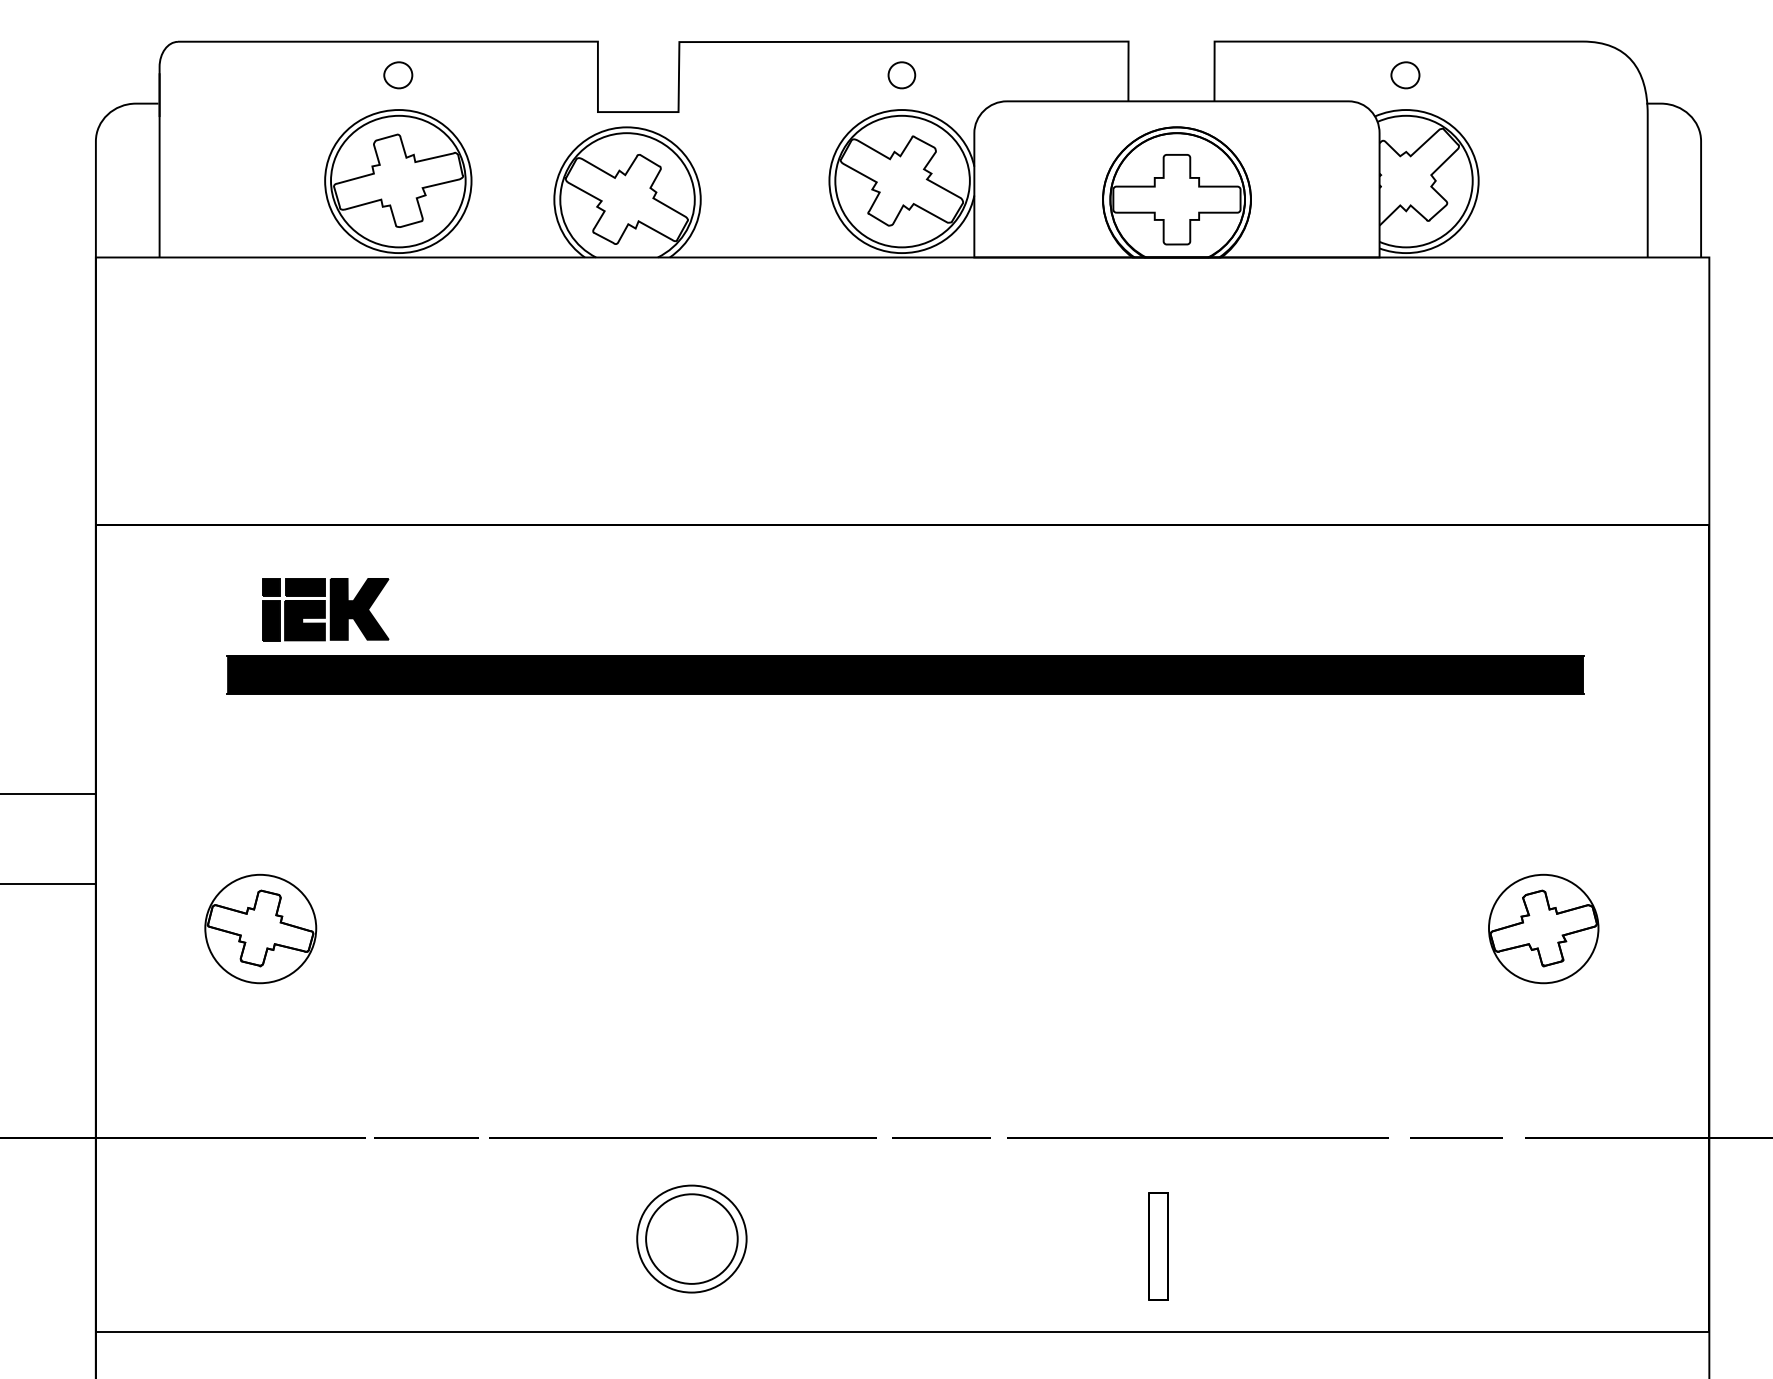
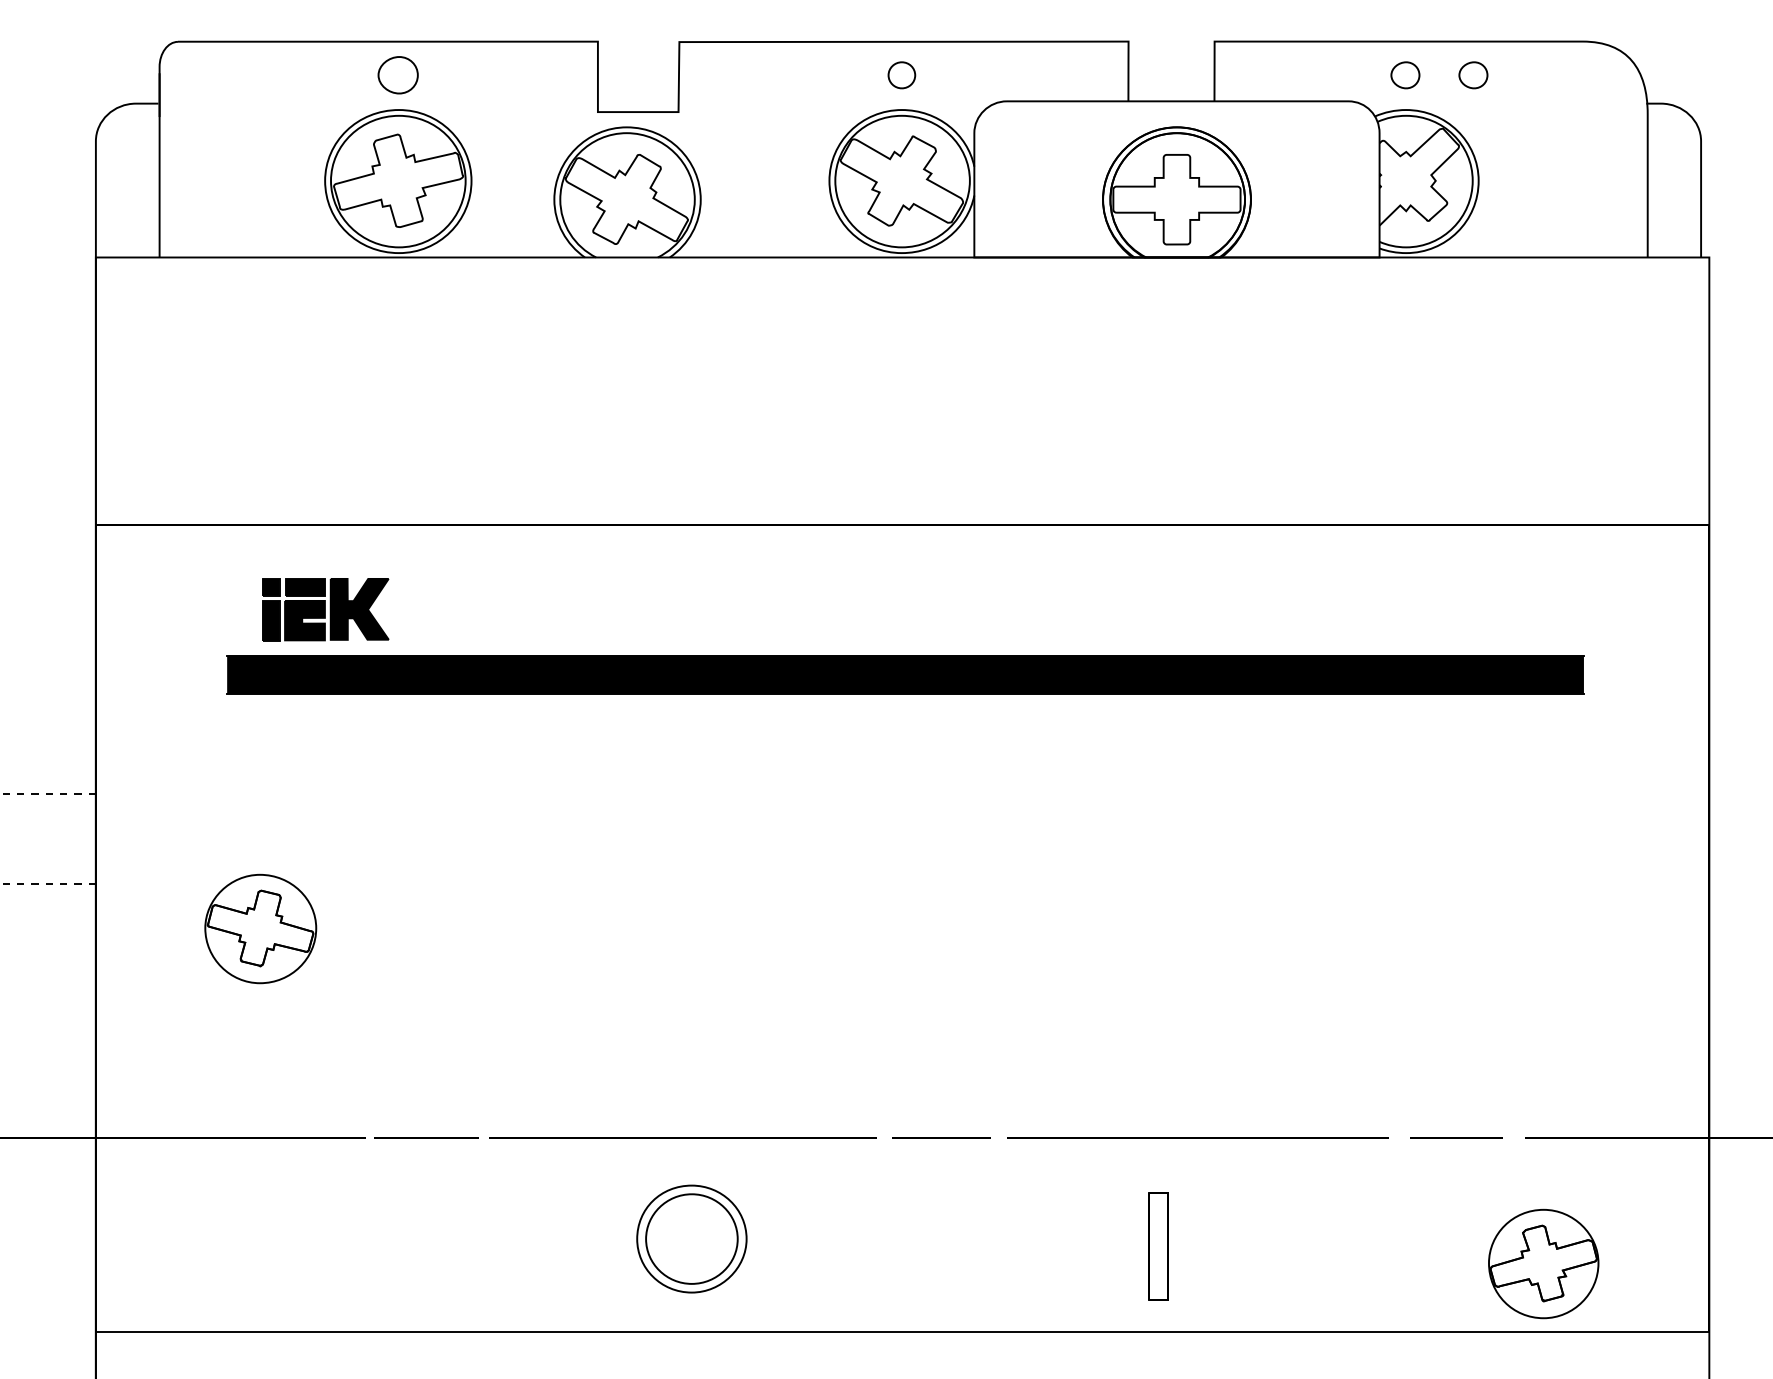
part size: 31x29 px -> 42x39 px (397, 75)
part: none -> present (1473, 75)
line: solid -> dashed (47, 794)
line: solid -> dashed (47, 883)
part position: (1543, 928) -> (1543, 1263) (1543, 1263)
